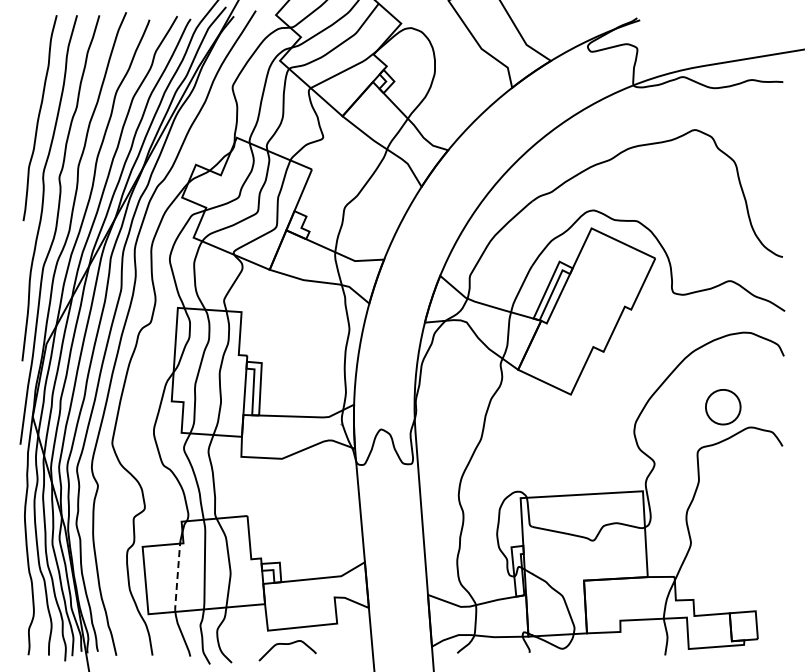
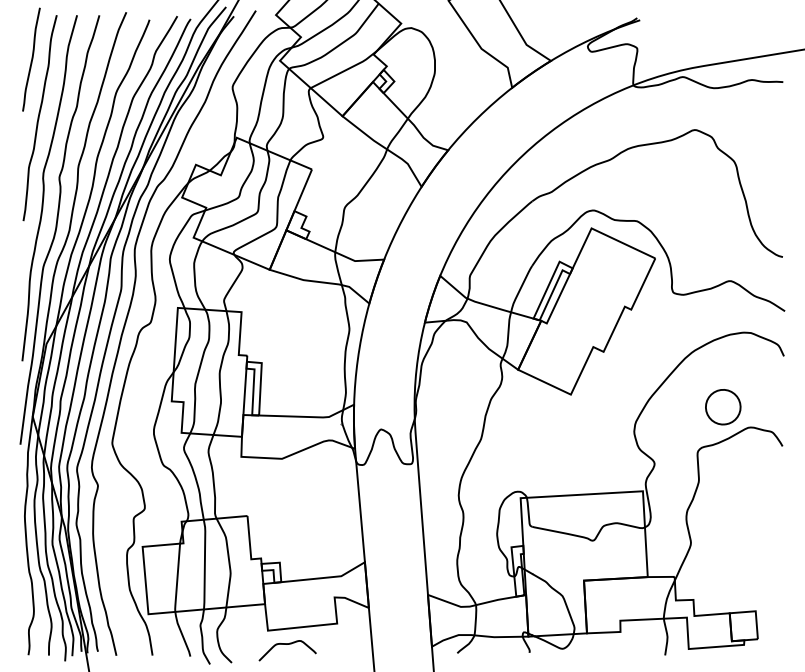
curve: none -> present (31, 59)
line: dashed -> solid (177, 579)
